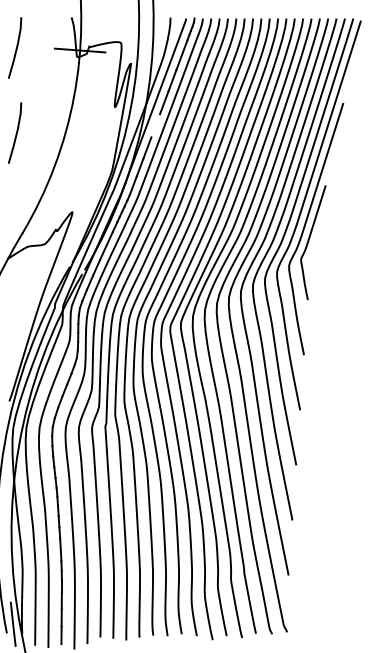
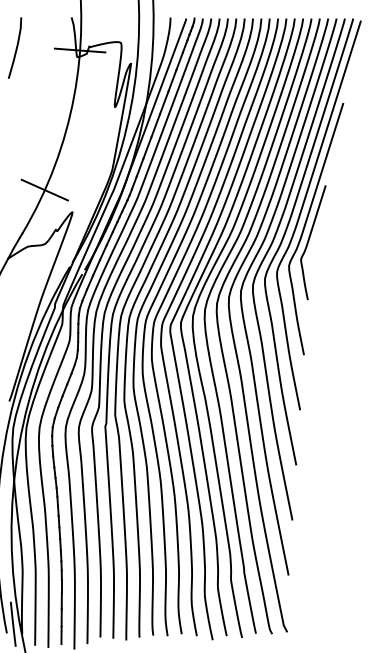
line: none -> present (155, 125)
line: present -> none (16, 132)
line: none -> present (44, 189)
